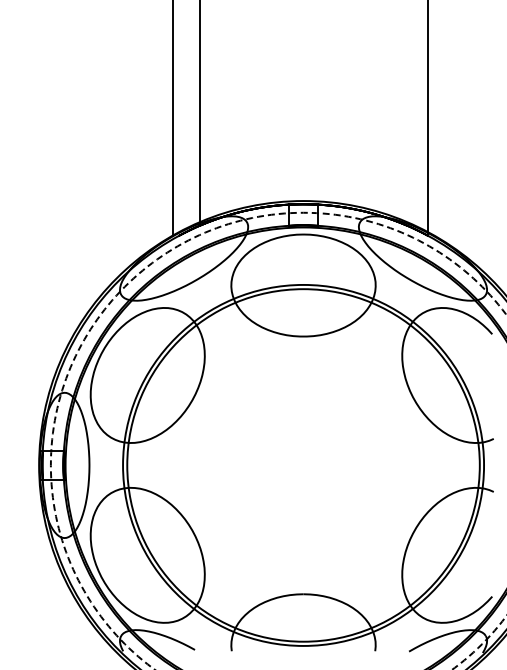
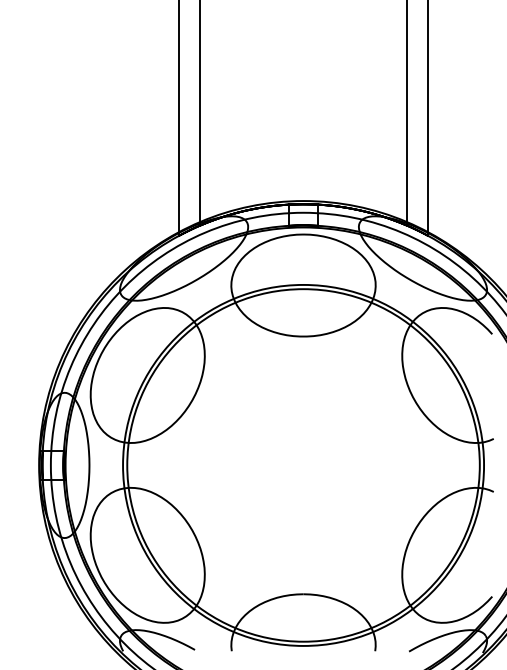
line: none -> present (406, 113)
line position: (172, 118) -> (178, 118) (178, 118)
circle: dashed -> solid (278, 440)
